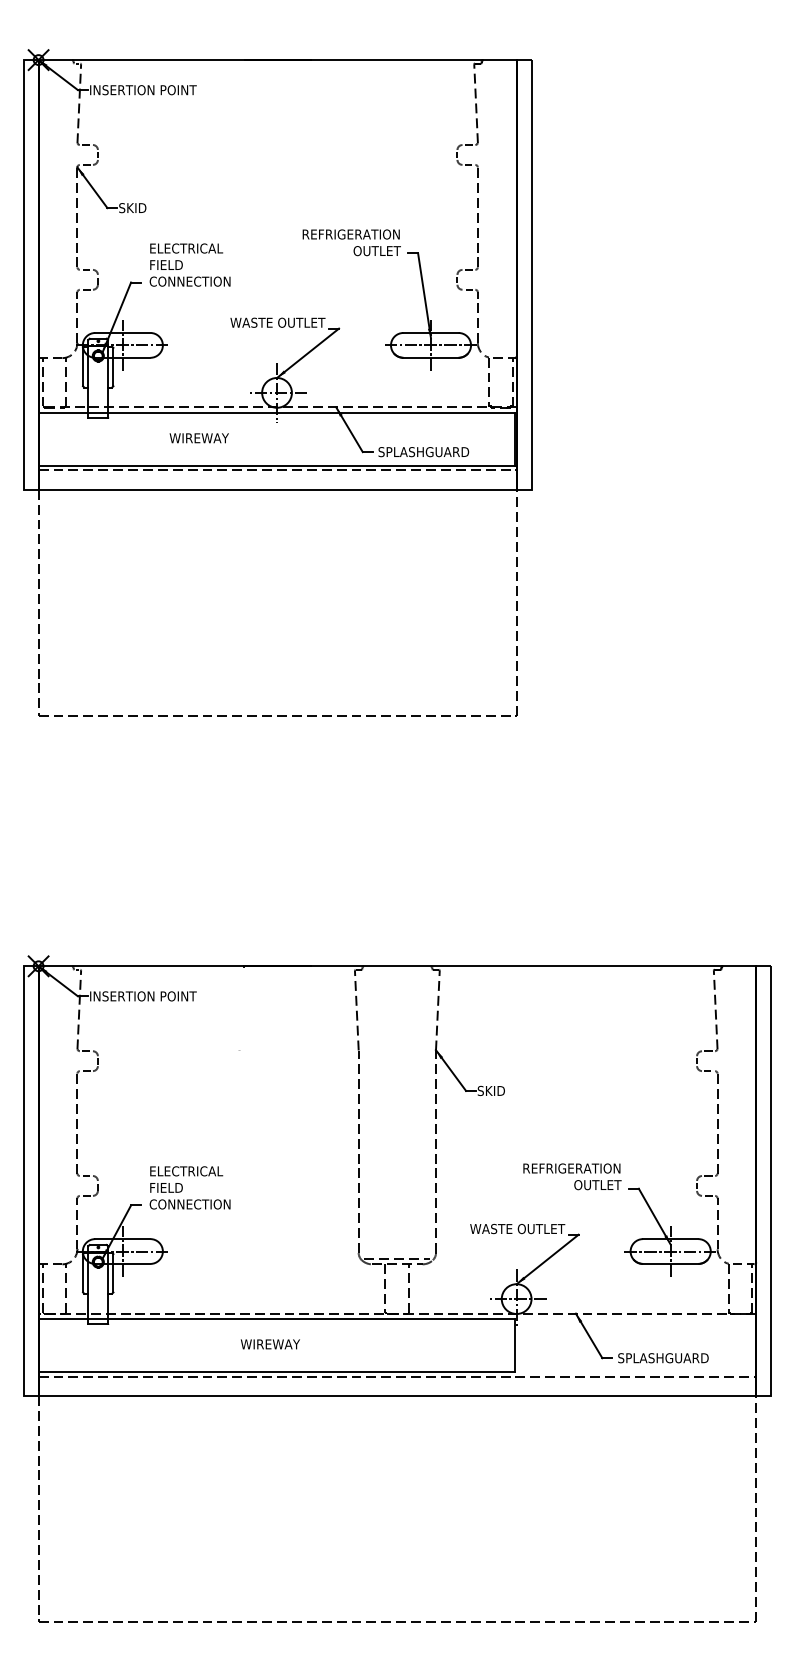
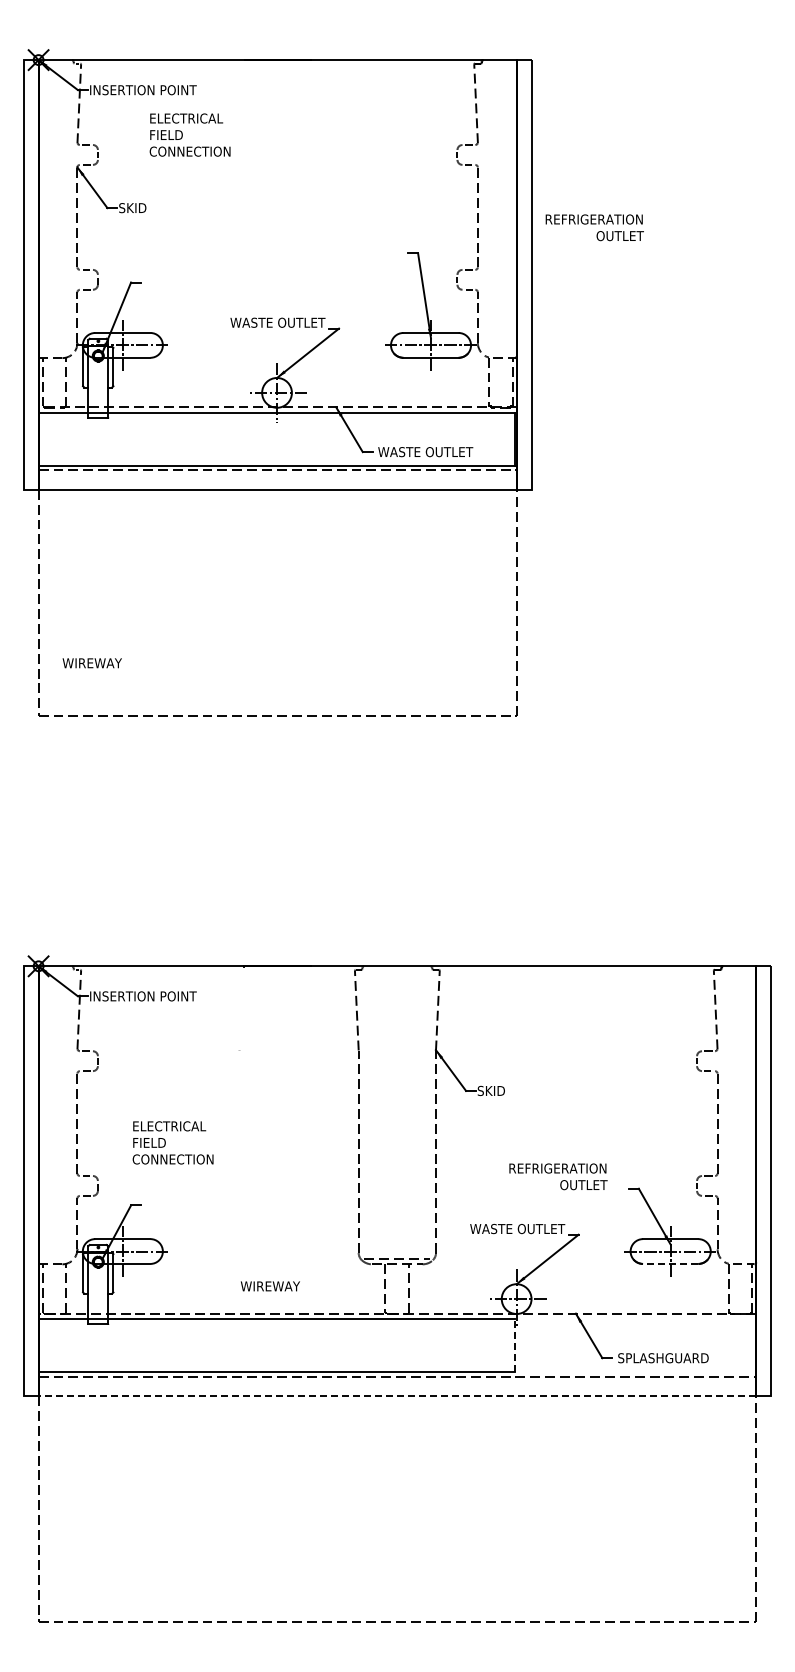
text position: (351, 242) -> (594, 227) (594, 227)
text position: (189, 264) -> (189, 134) (189, 134)
text position: (198, 438) -> (91, 663) (91, 663)
text: SPLASHGUARD -> WASTE OUTLET (425, 452)
text position: (572, 1176) -> (558, 1176) (558, 1176)
text position: (189, 1187) -> (172, 1142) (172, 1142)
line: solid -> dashed (670, 1263)
text position: (269, 1344) -> (269, 1286) (269, 1286)
line: solid -> dashed (515, 1344)
line: solid -> dashed (397, 1395)
